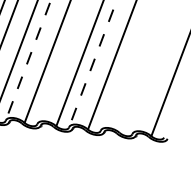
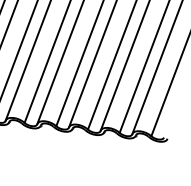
line: dashed -> solid (28, 60)
line: none -> present (60, 62)
line: dashed -> solid (93, 63)
line: none -> present (124, 66)
line: none -> present (143, 67)
line: none -> present (156, 67)
